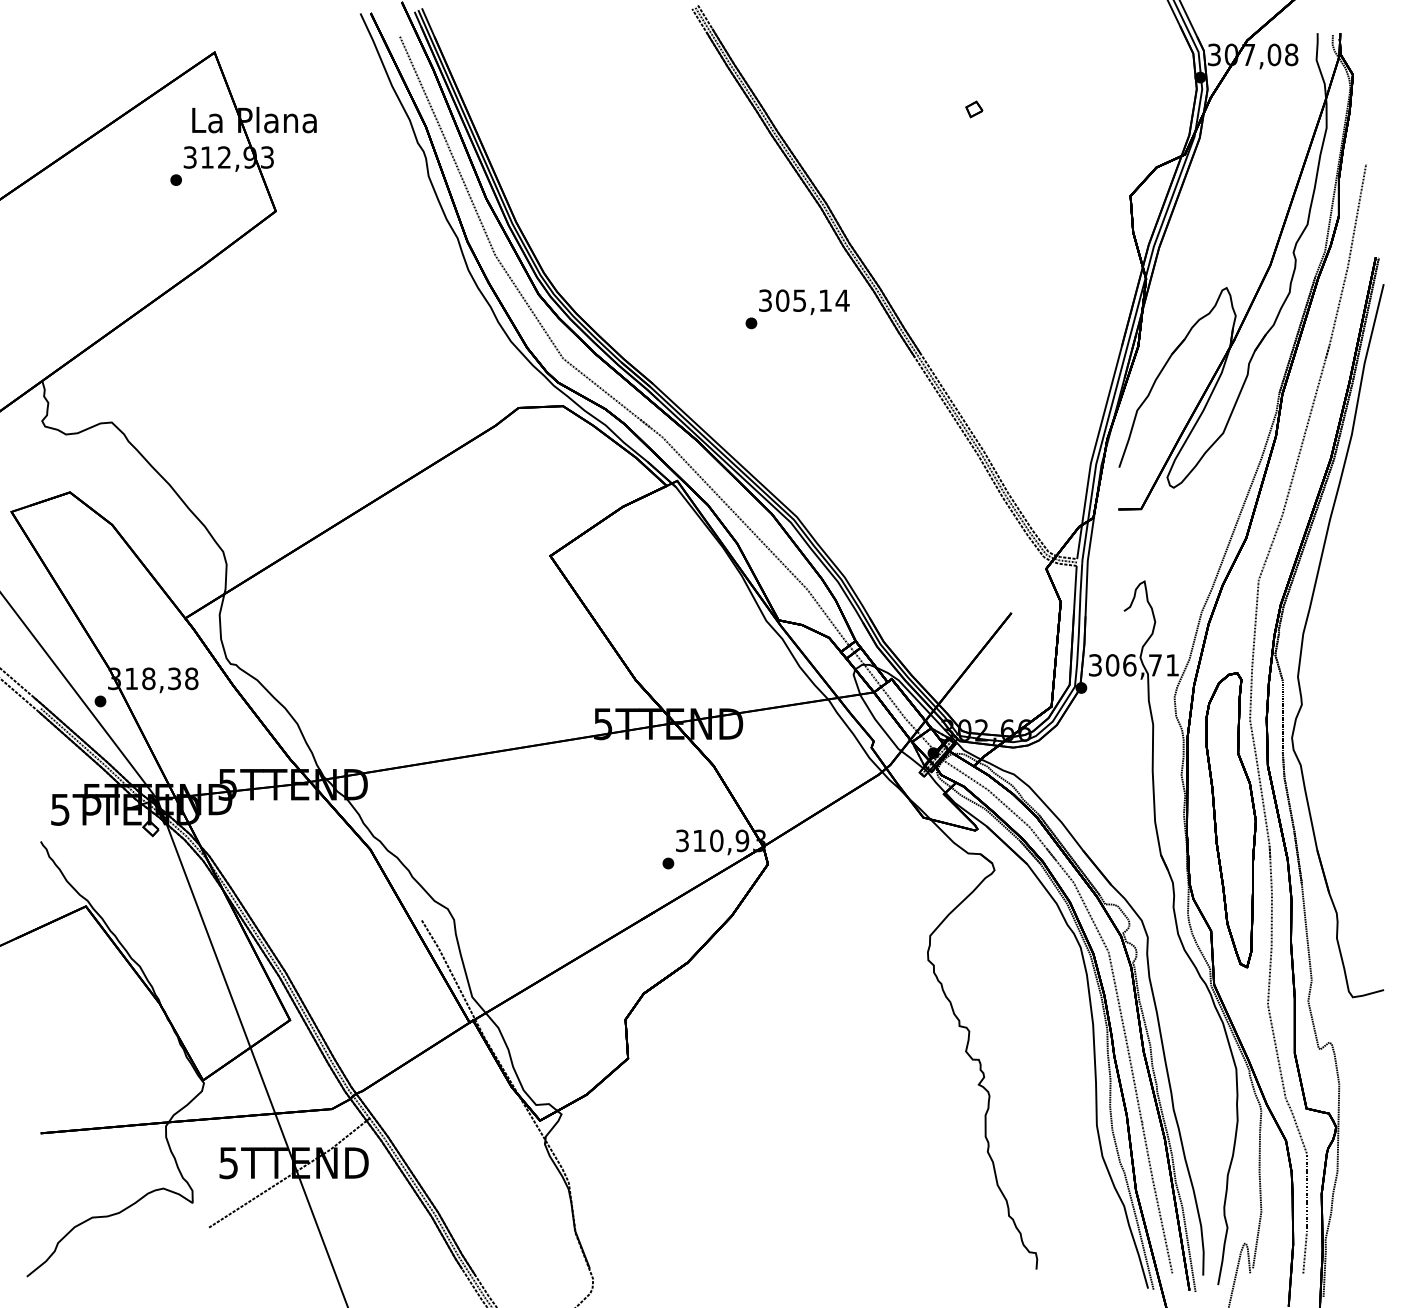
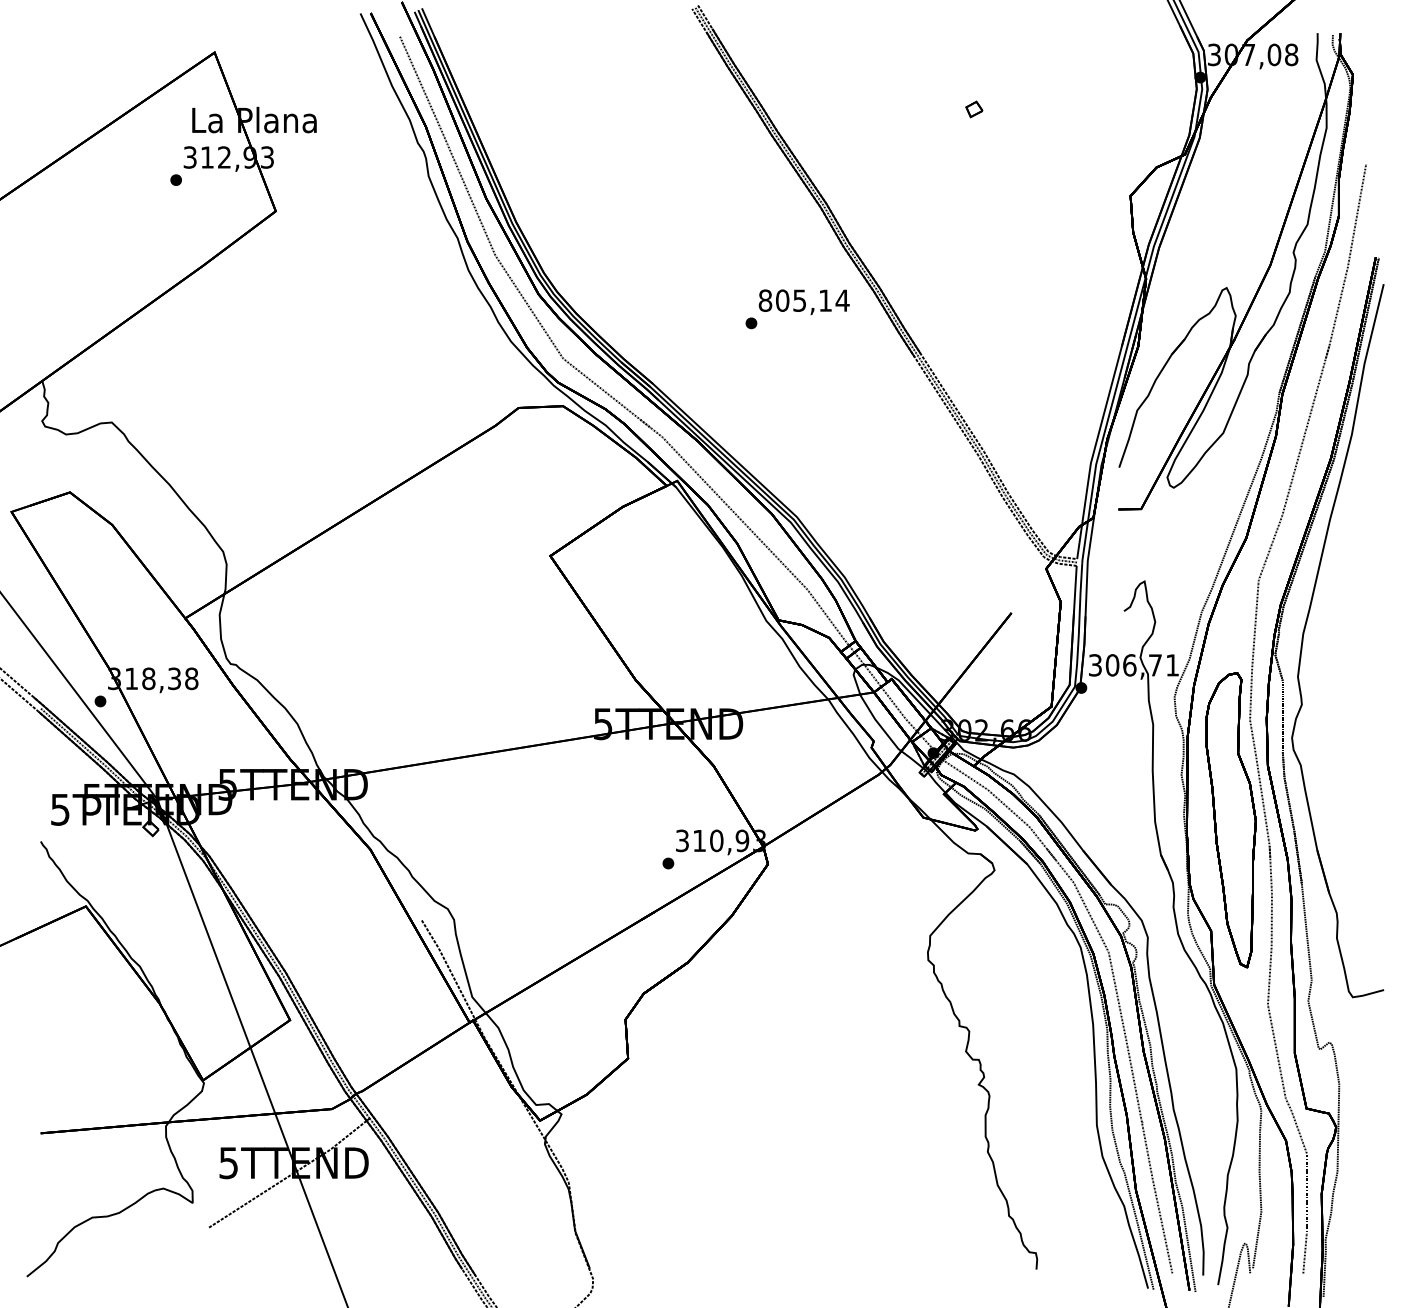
text: 305,14 -> 805,14 (765, 300)
